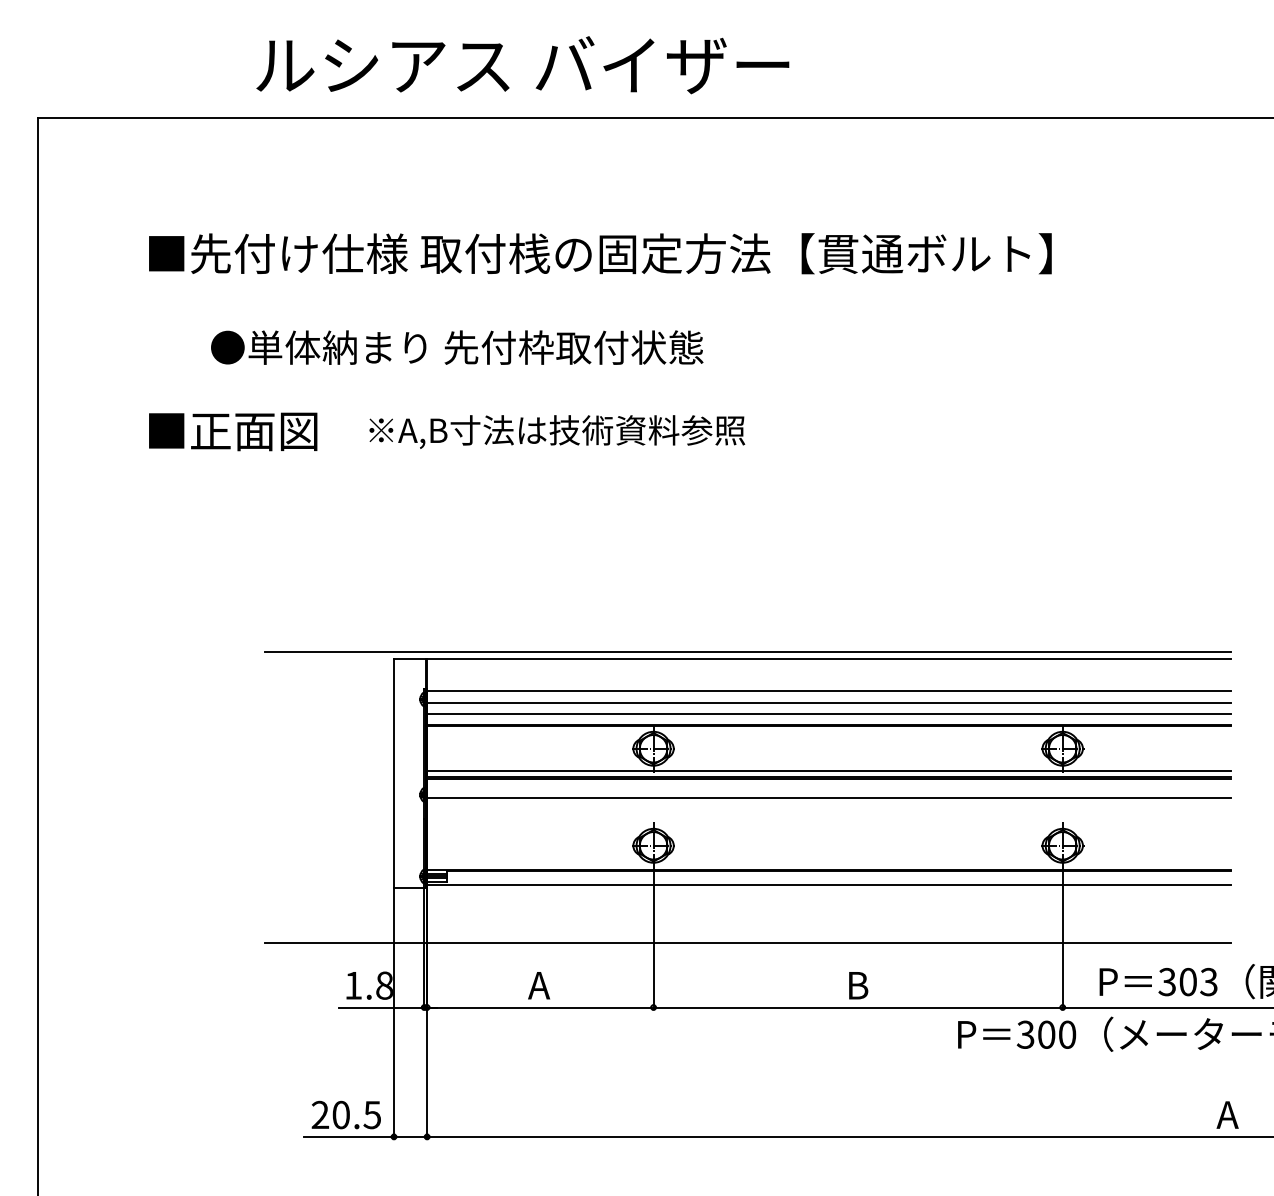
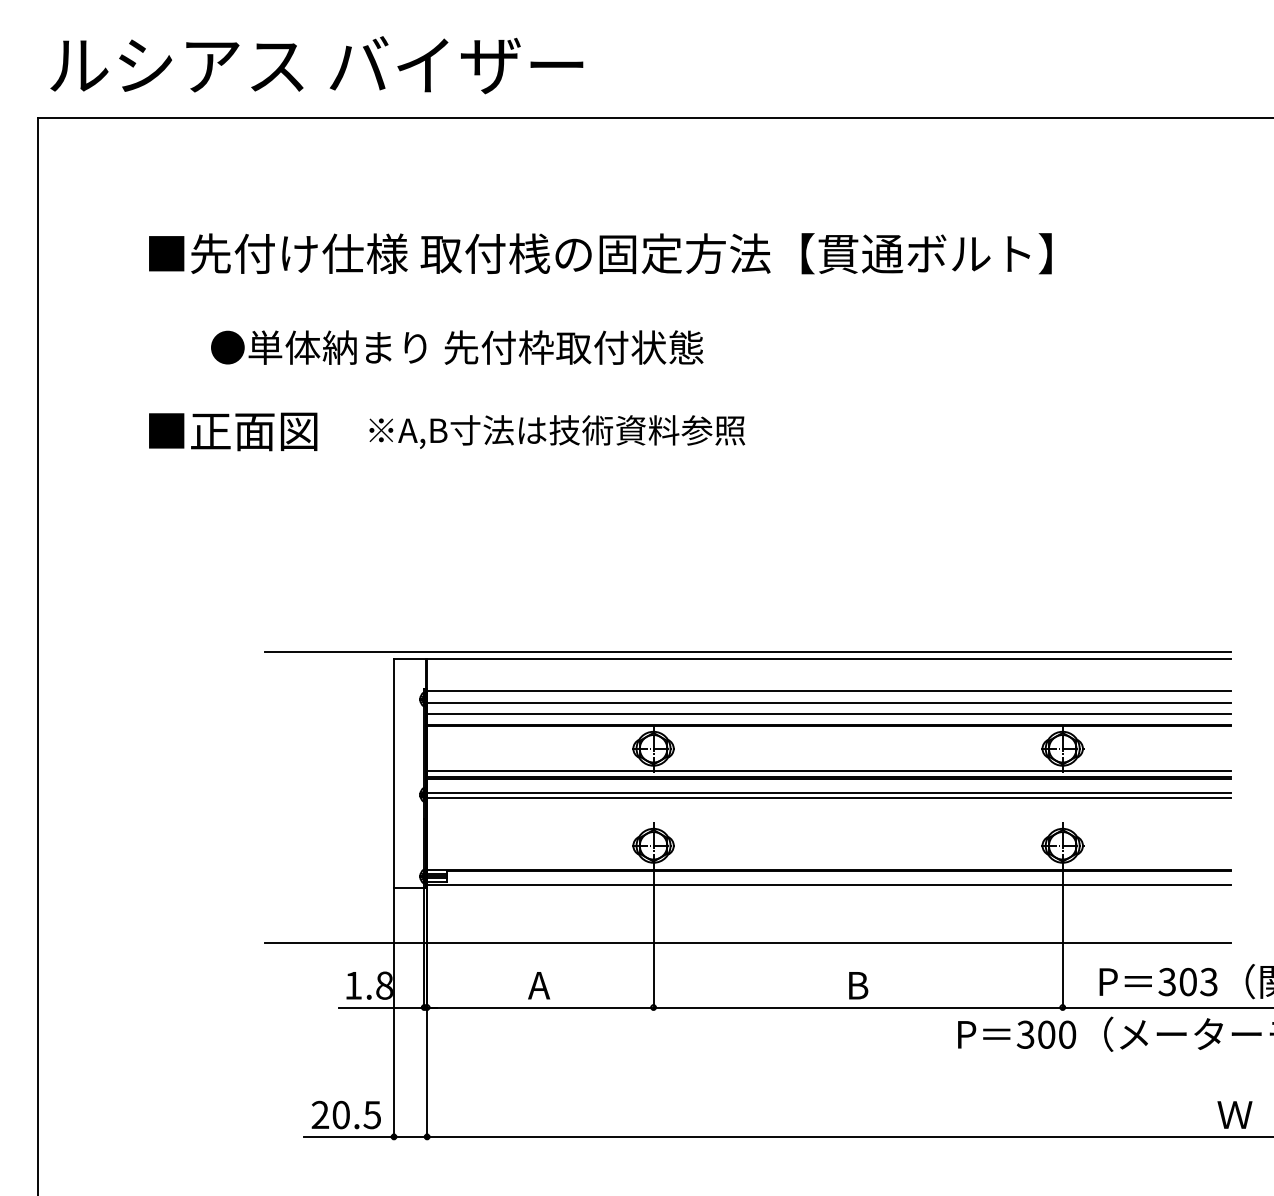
text position: (522, 65) -> (316, 65) (316, 65)
line: none -> present (828, 793)
text: A -> Ｗ (1234, 1114)
